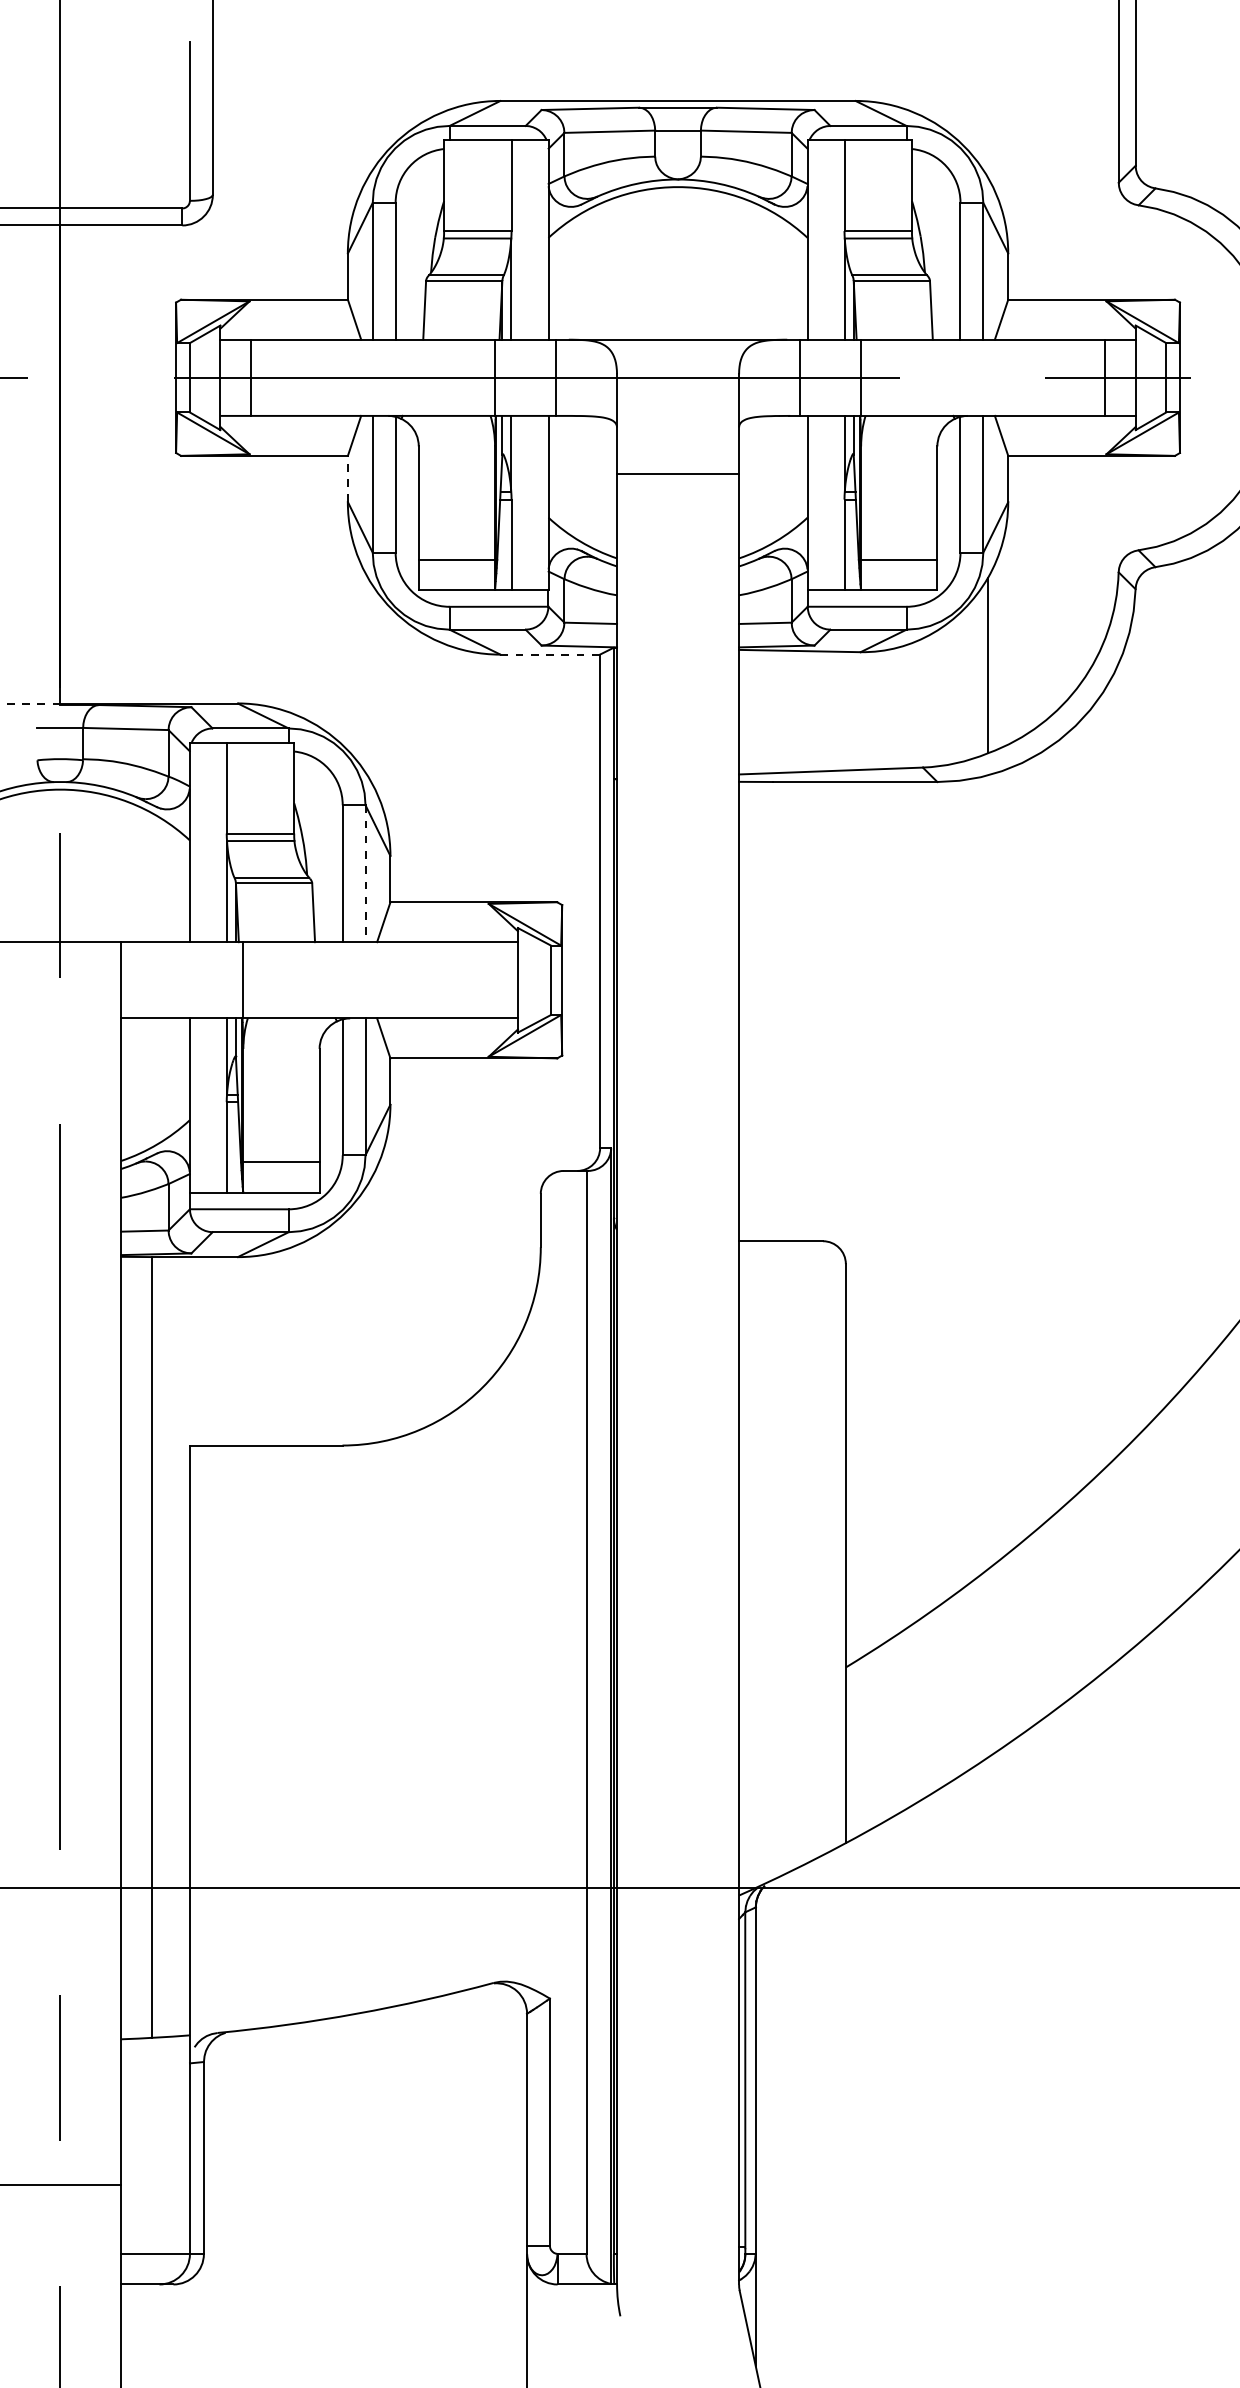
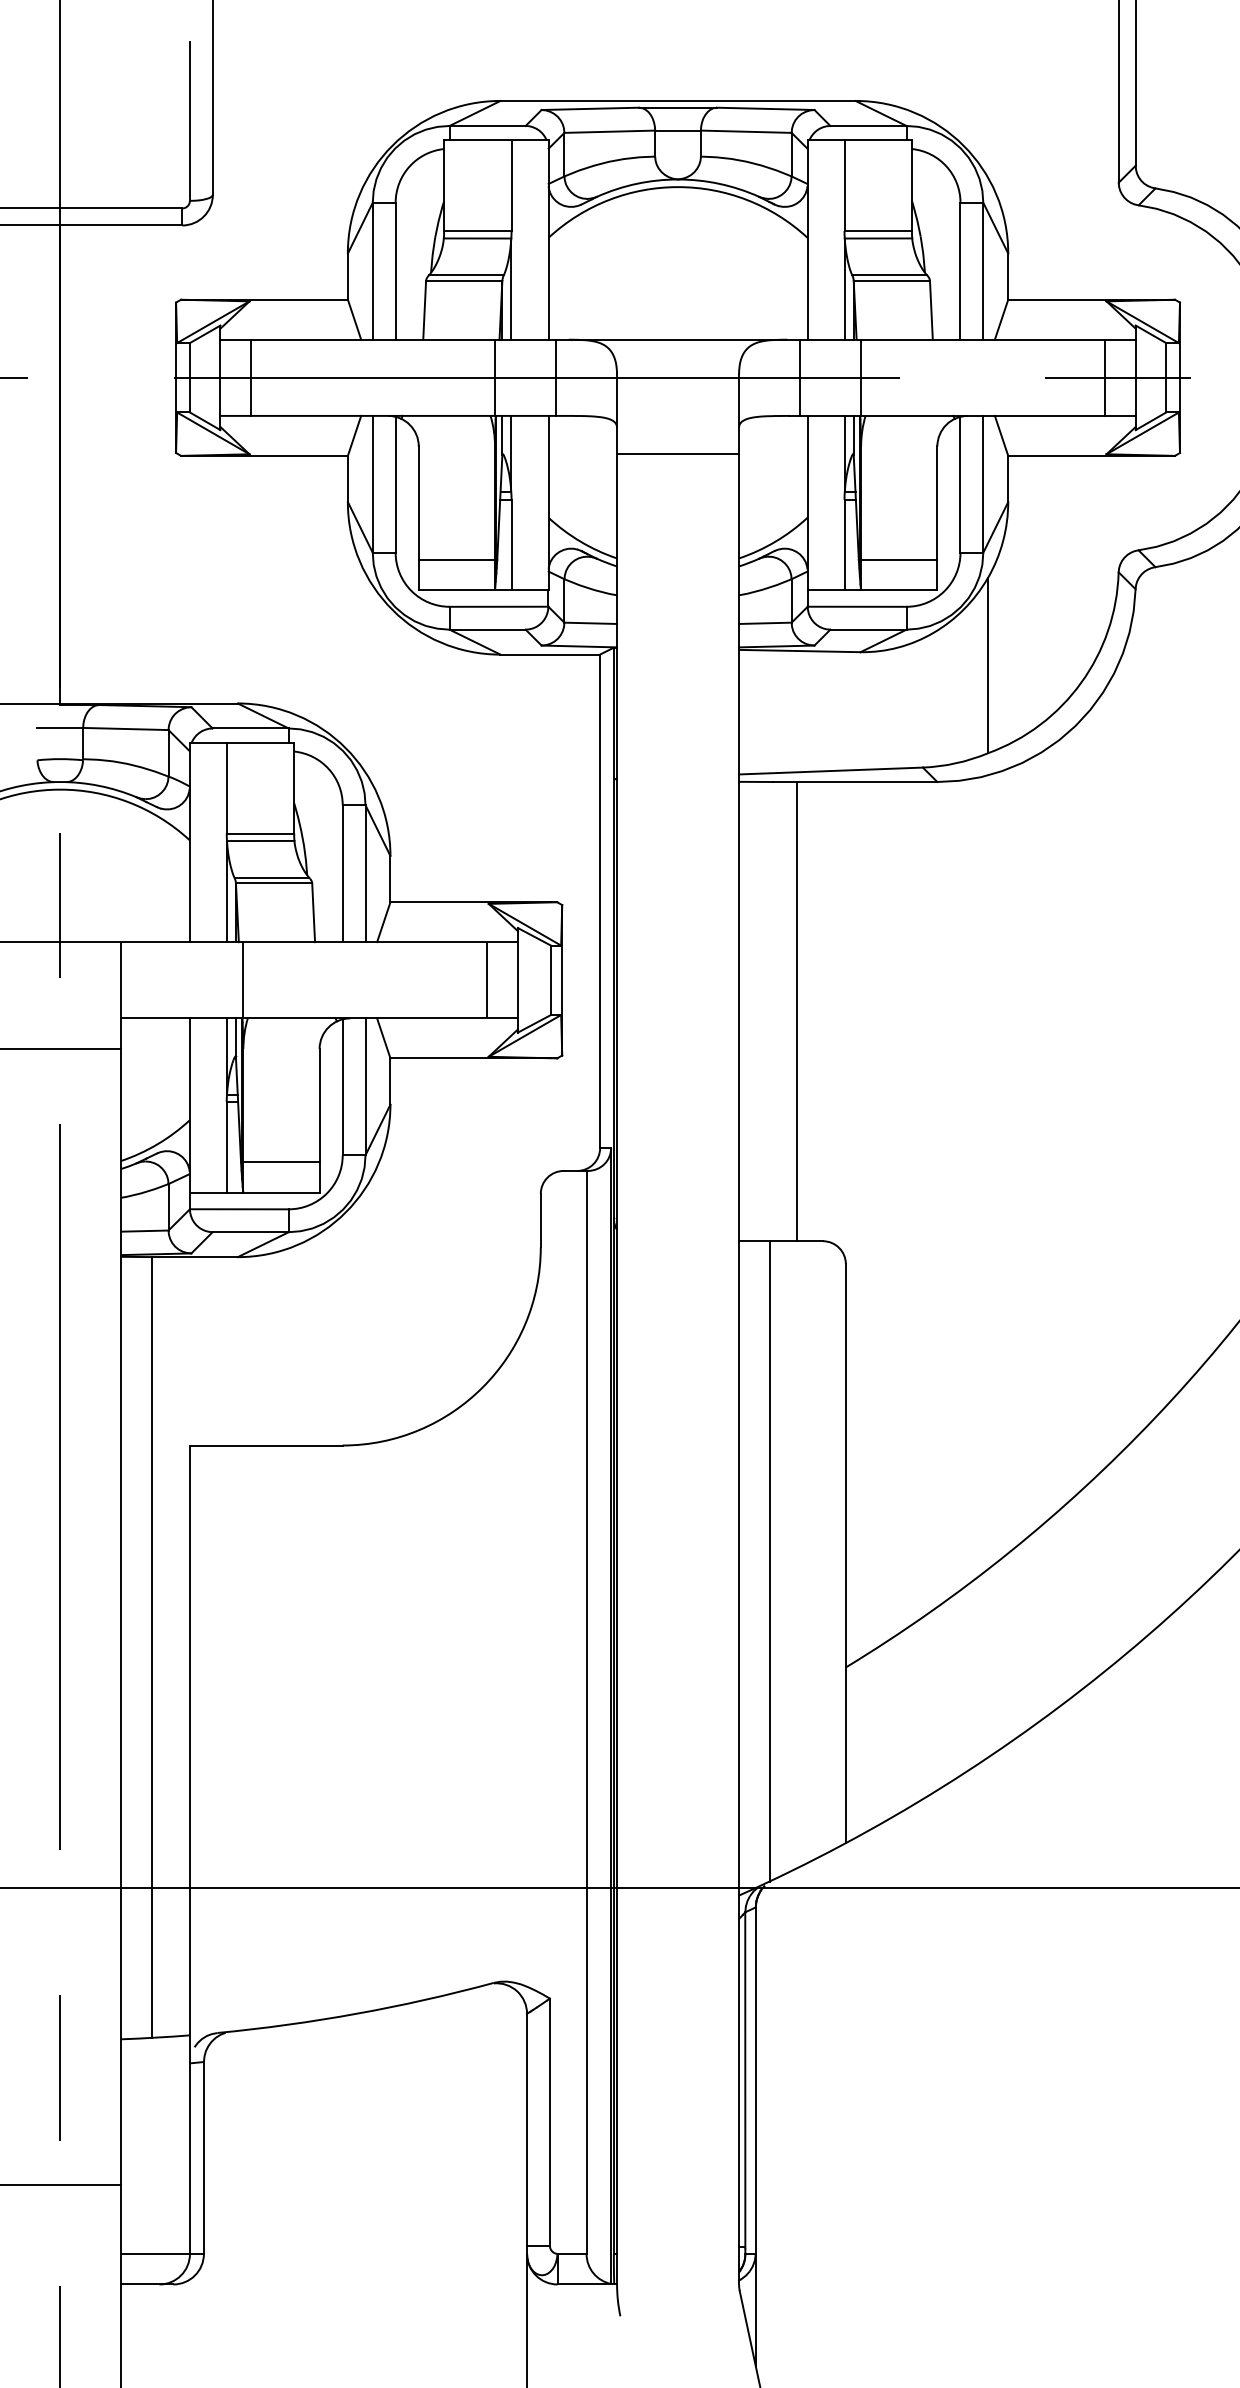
line position: (678, 474) -> (678, 454) (678, 454)
line: dashed -> solid (347, 478)
line: dashed -> solid (550, 654)
line: dashed -> solid (30, 704)
line: dashed -> solid (365, 874)
line: none -> present (487, 980)
line: none -> present (796, 1011)
line: none -> present (61, 1048)
line: none -> present (769, 1561)
